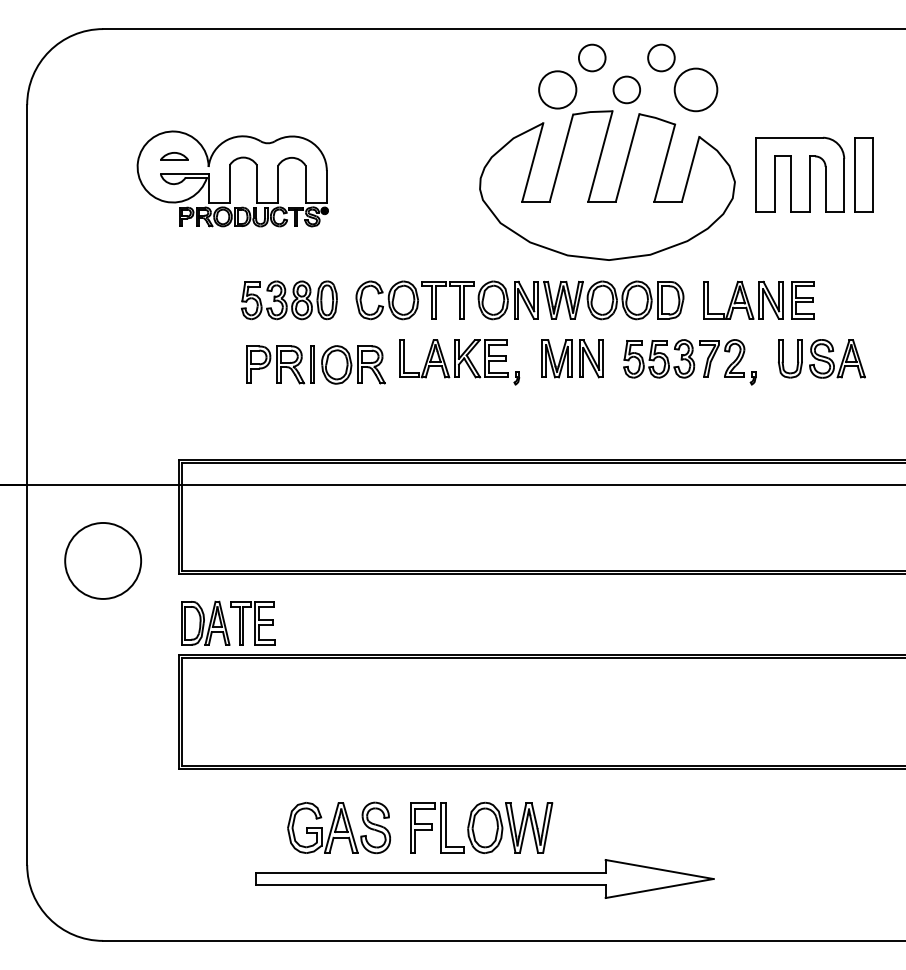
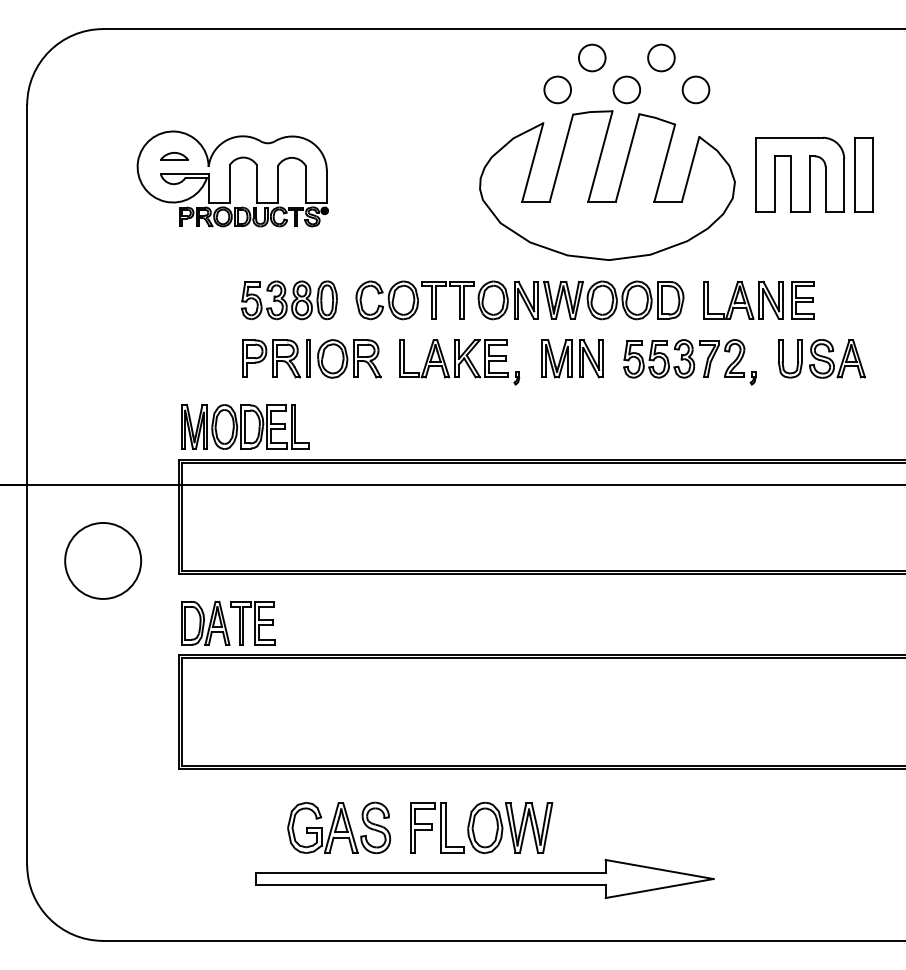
circle diameter: 37 px -> 27 px (557, 89)
circle diameter: 43 px -> 27 px (695, 89)
part position: (315, 364) -> (311, 358) (311, 358)
part: none -> present (245, 426)
